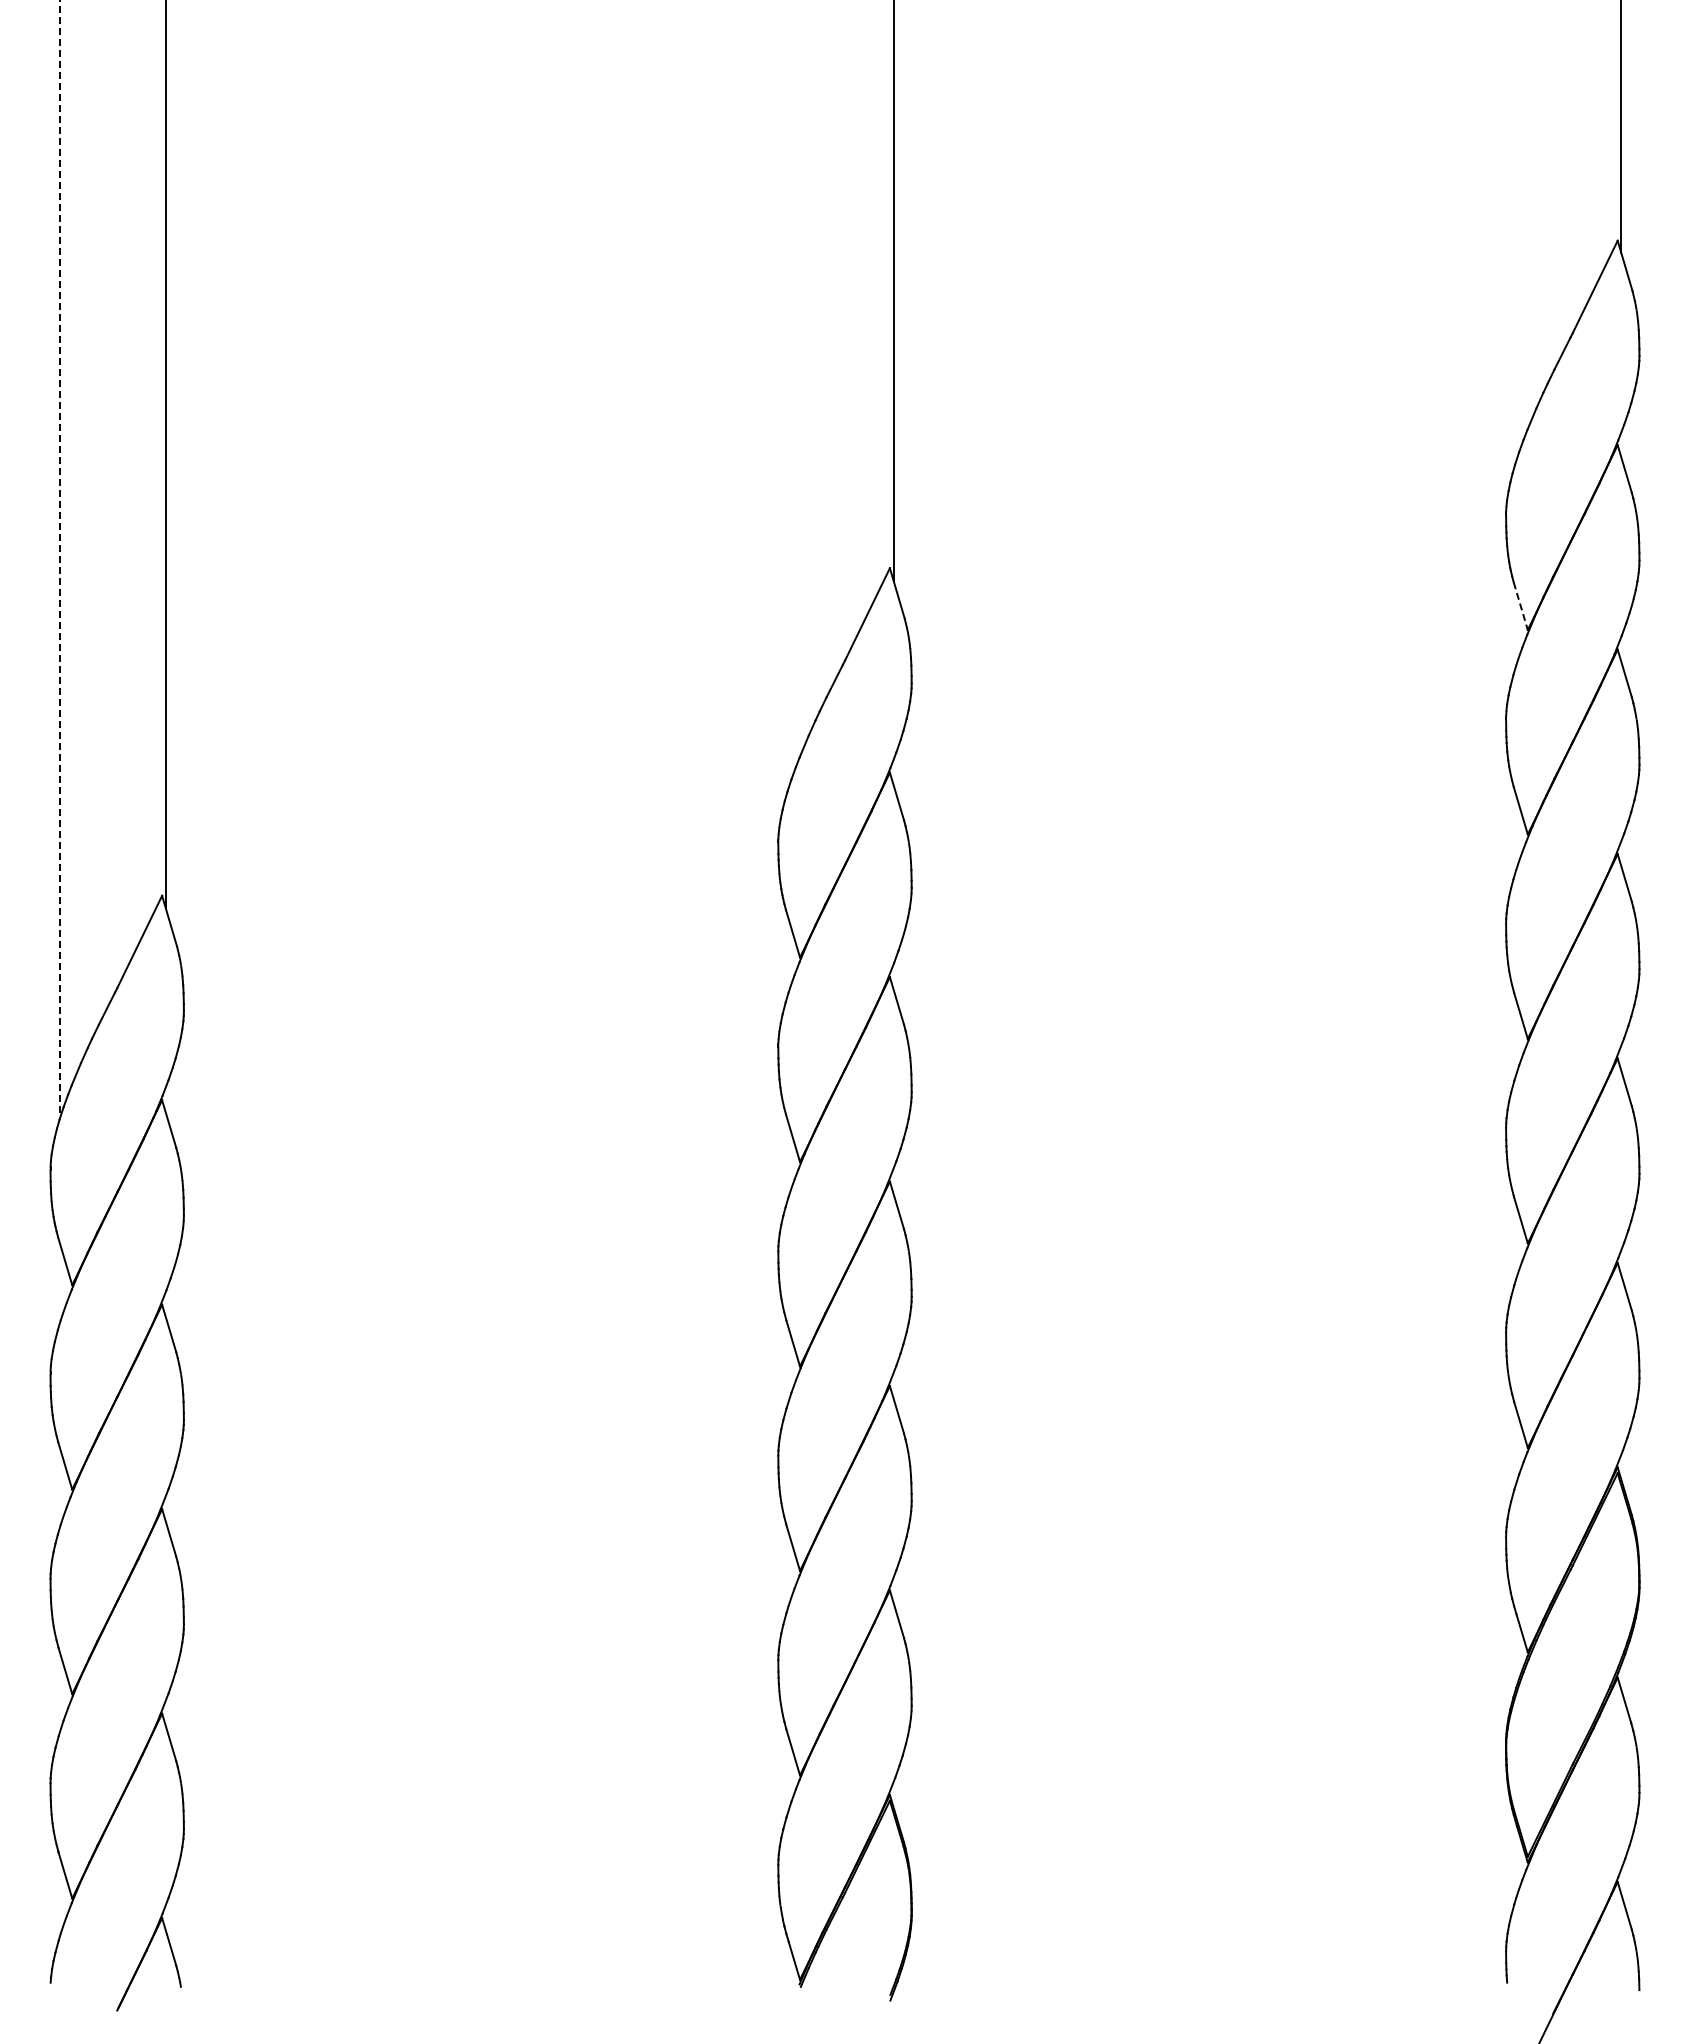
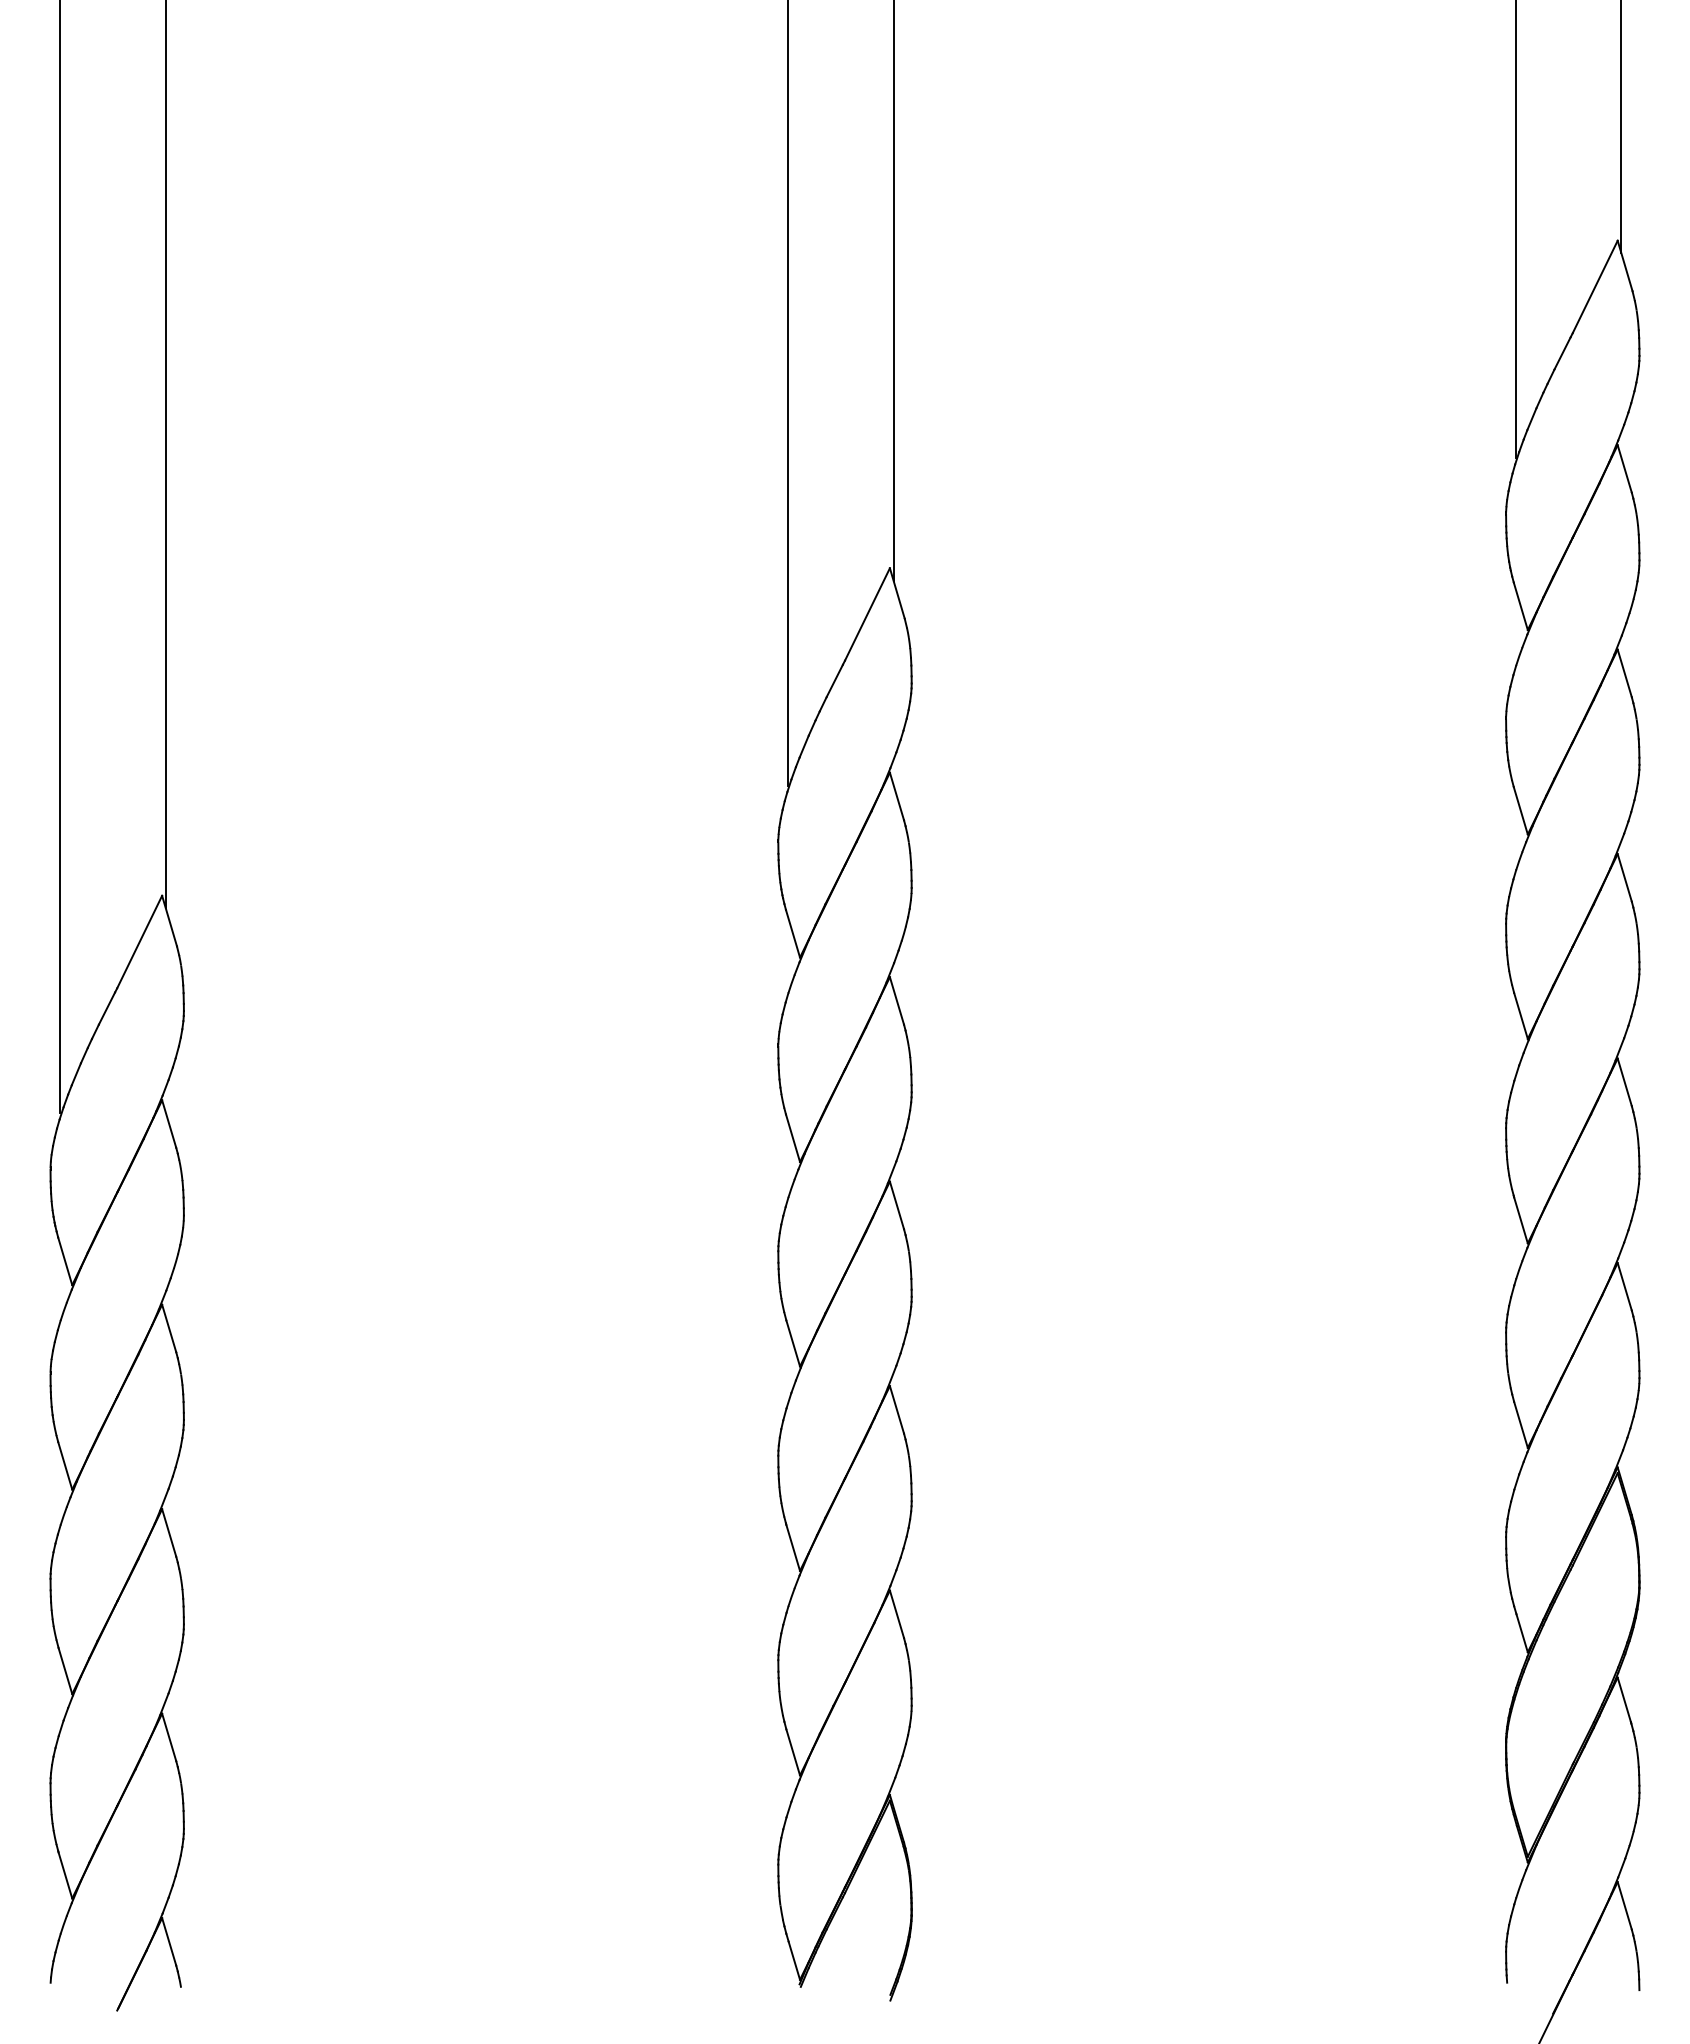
line: none -> present (1515, 230)
line: none -> present (787, 393)
line: dashed -> solid (60, 556)
line: dashed -> solid (1520, 606)
